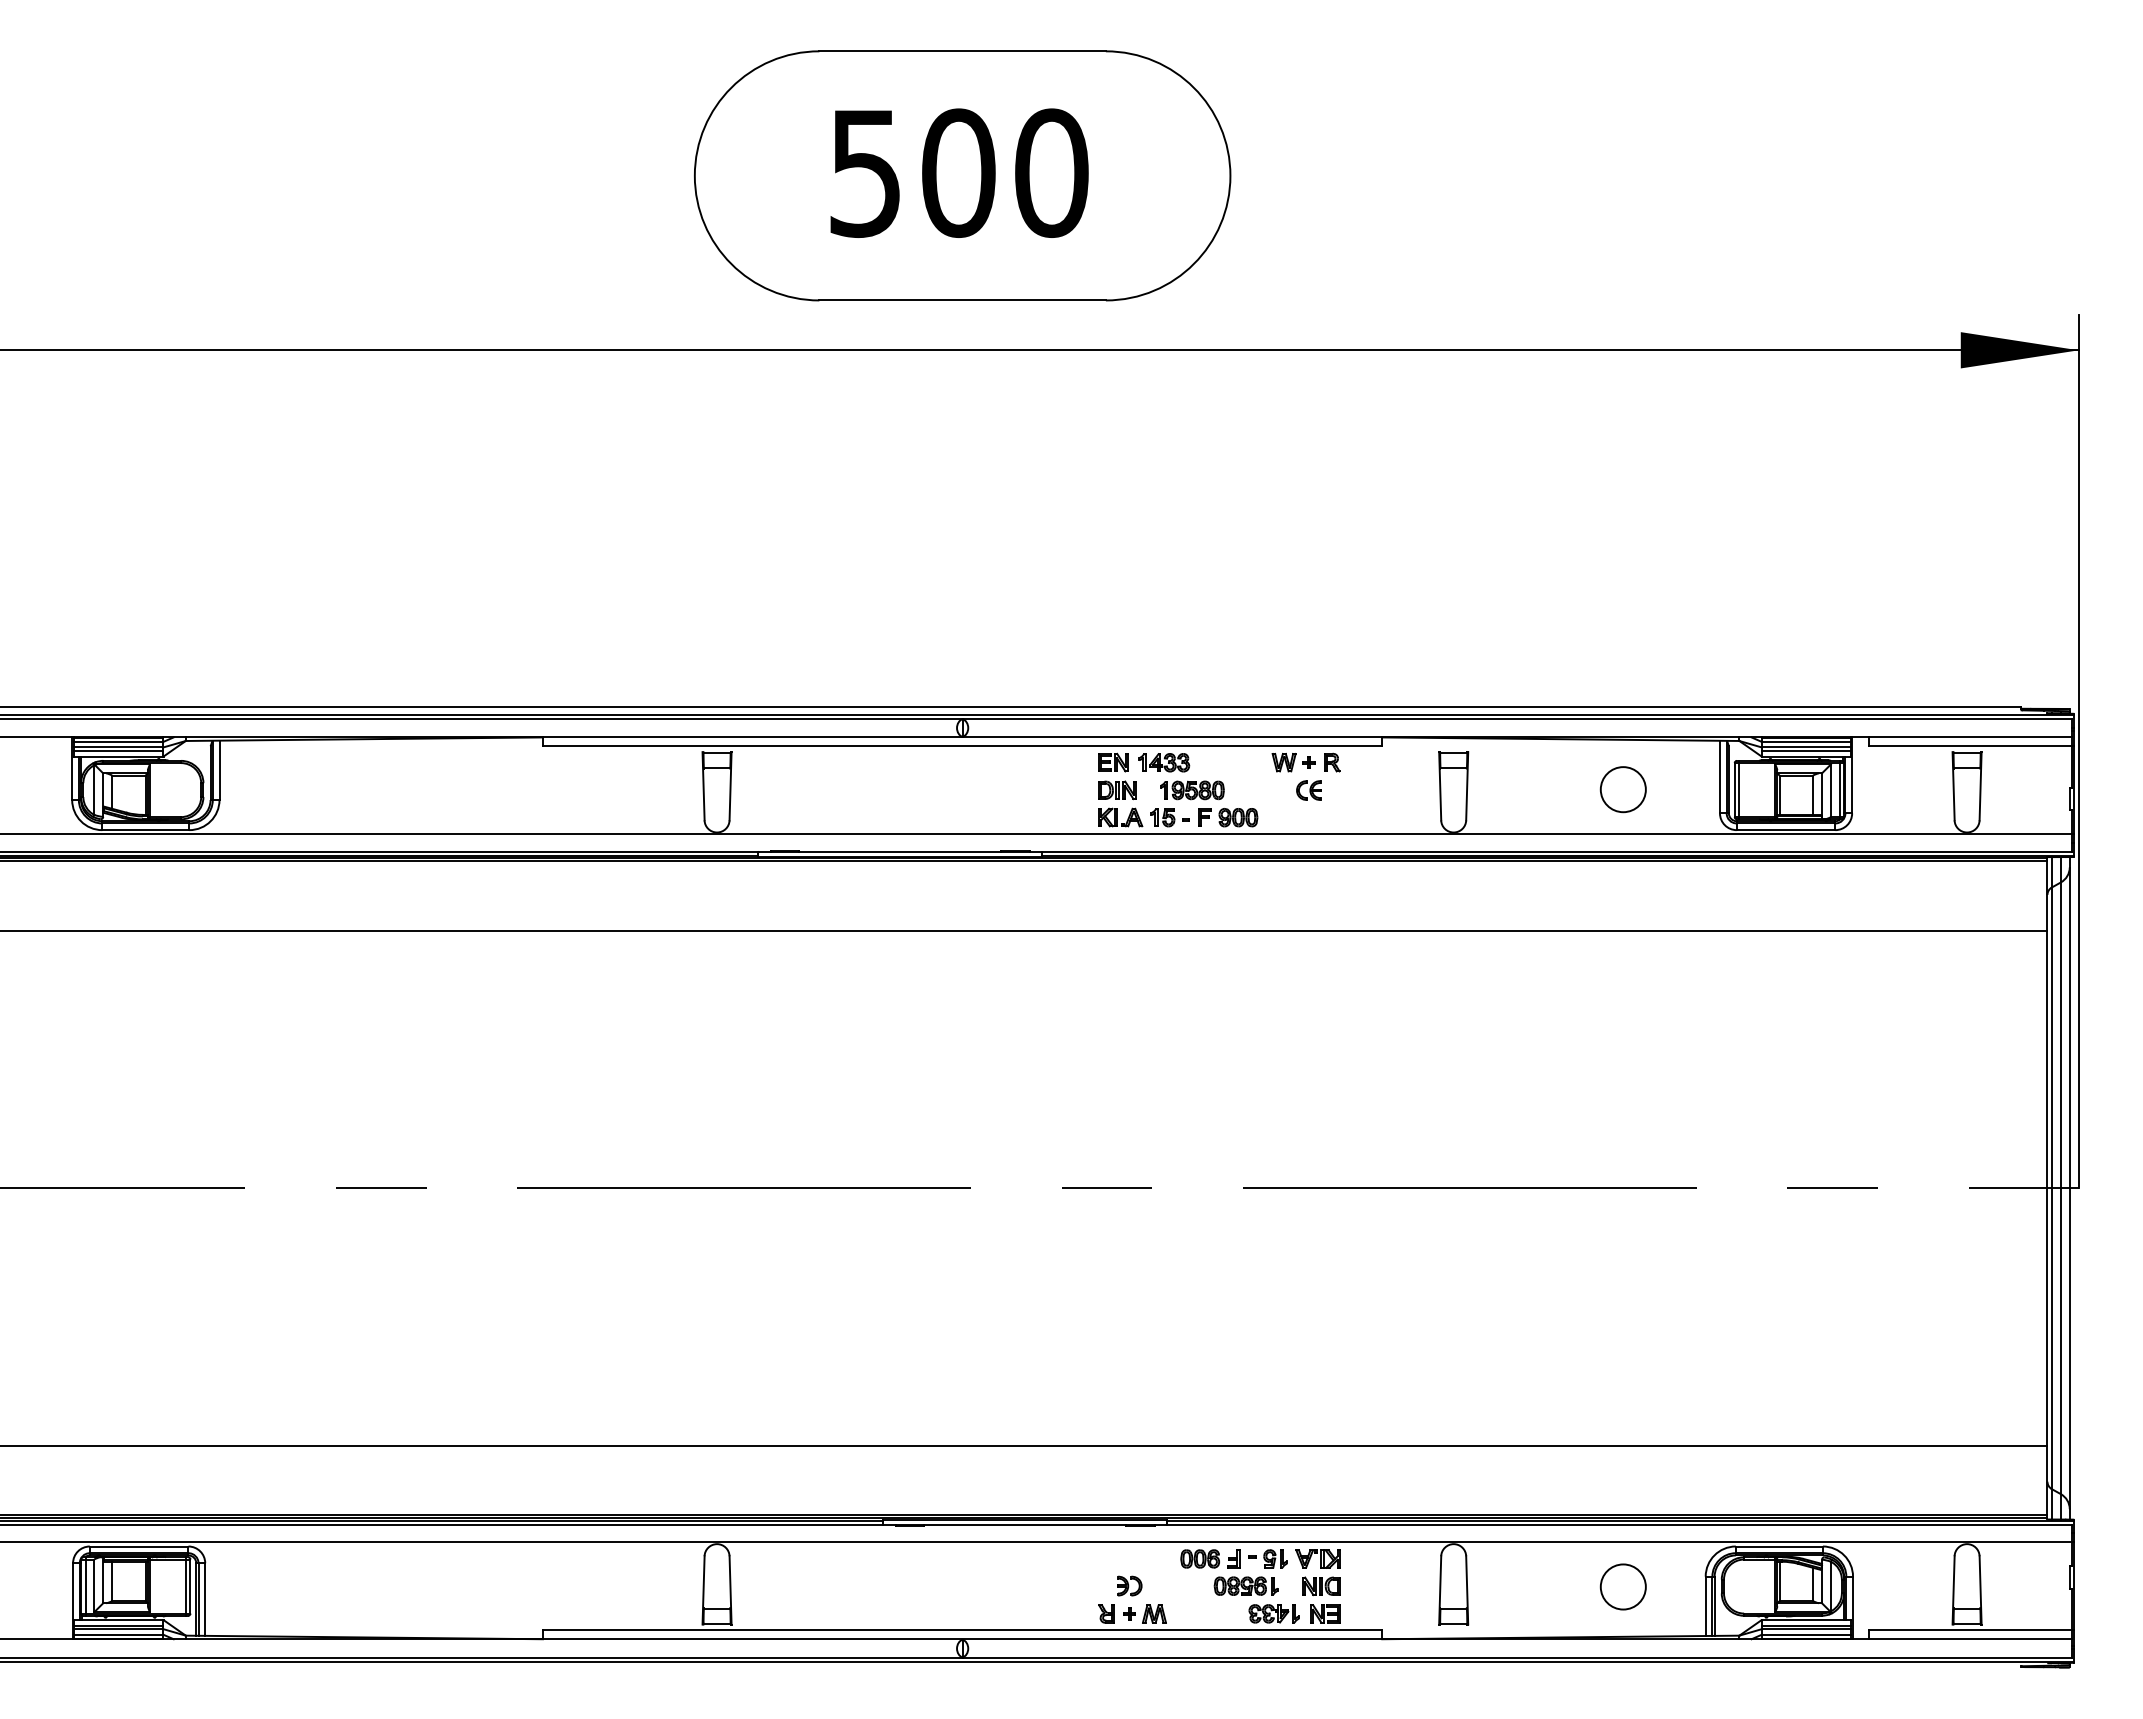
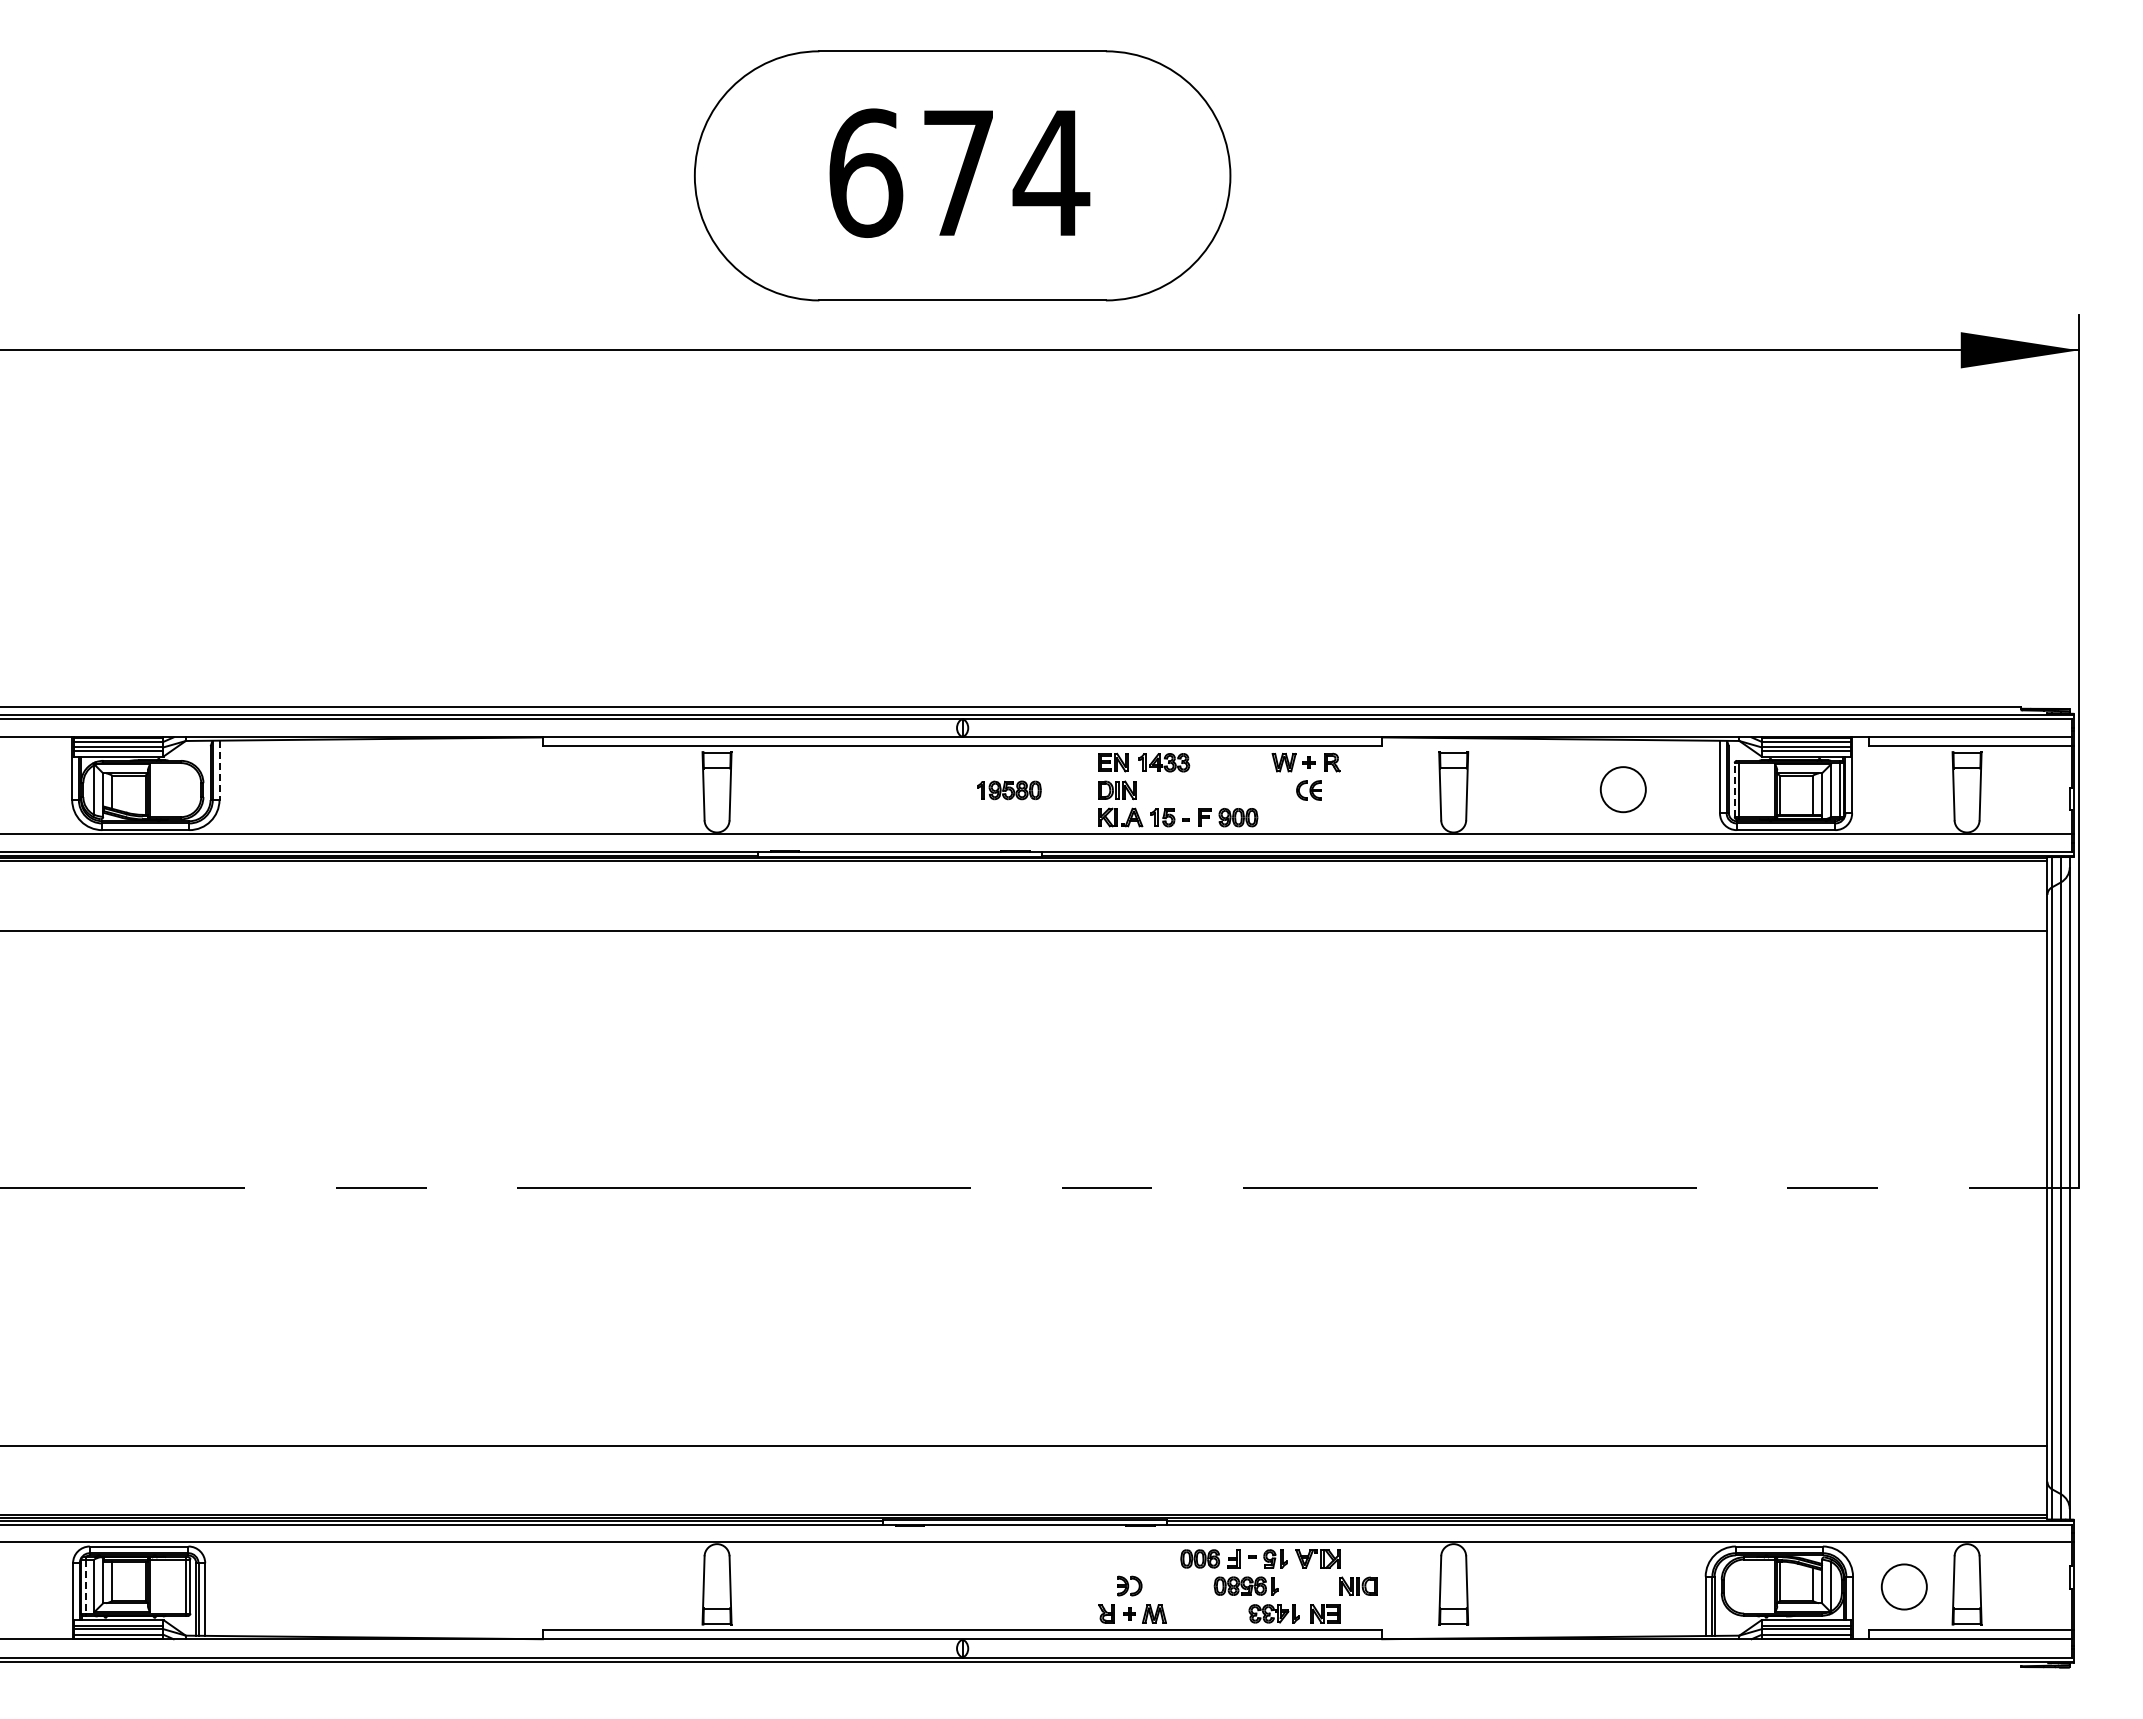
text: 500 -> 674 (959, 172)
line: solid -> dashed (219, 770)
line: solid -> dashed (1734, 789)
part position: (1192, 790) -> (1009, 790) (1009, 790)
part position: (1321, 1586) -> (1358, 1586) (1358, 1586)
circle position: (1622, 1586) -> (1903, 1586) (1903, 1586)
line: solid -> dashed (85, 1587)
